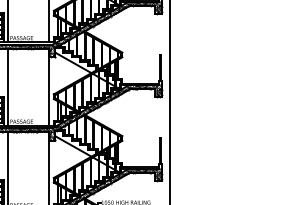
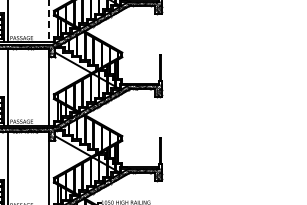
line: solid -> dashed (48, 21)
line: present -> none (170, 101)
